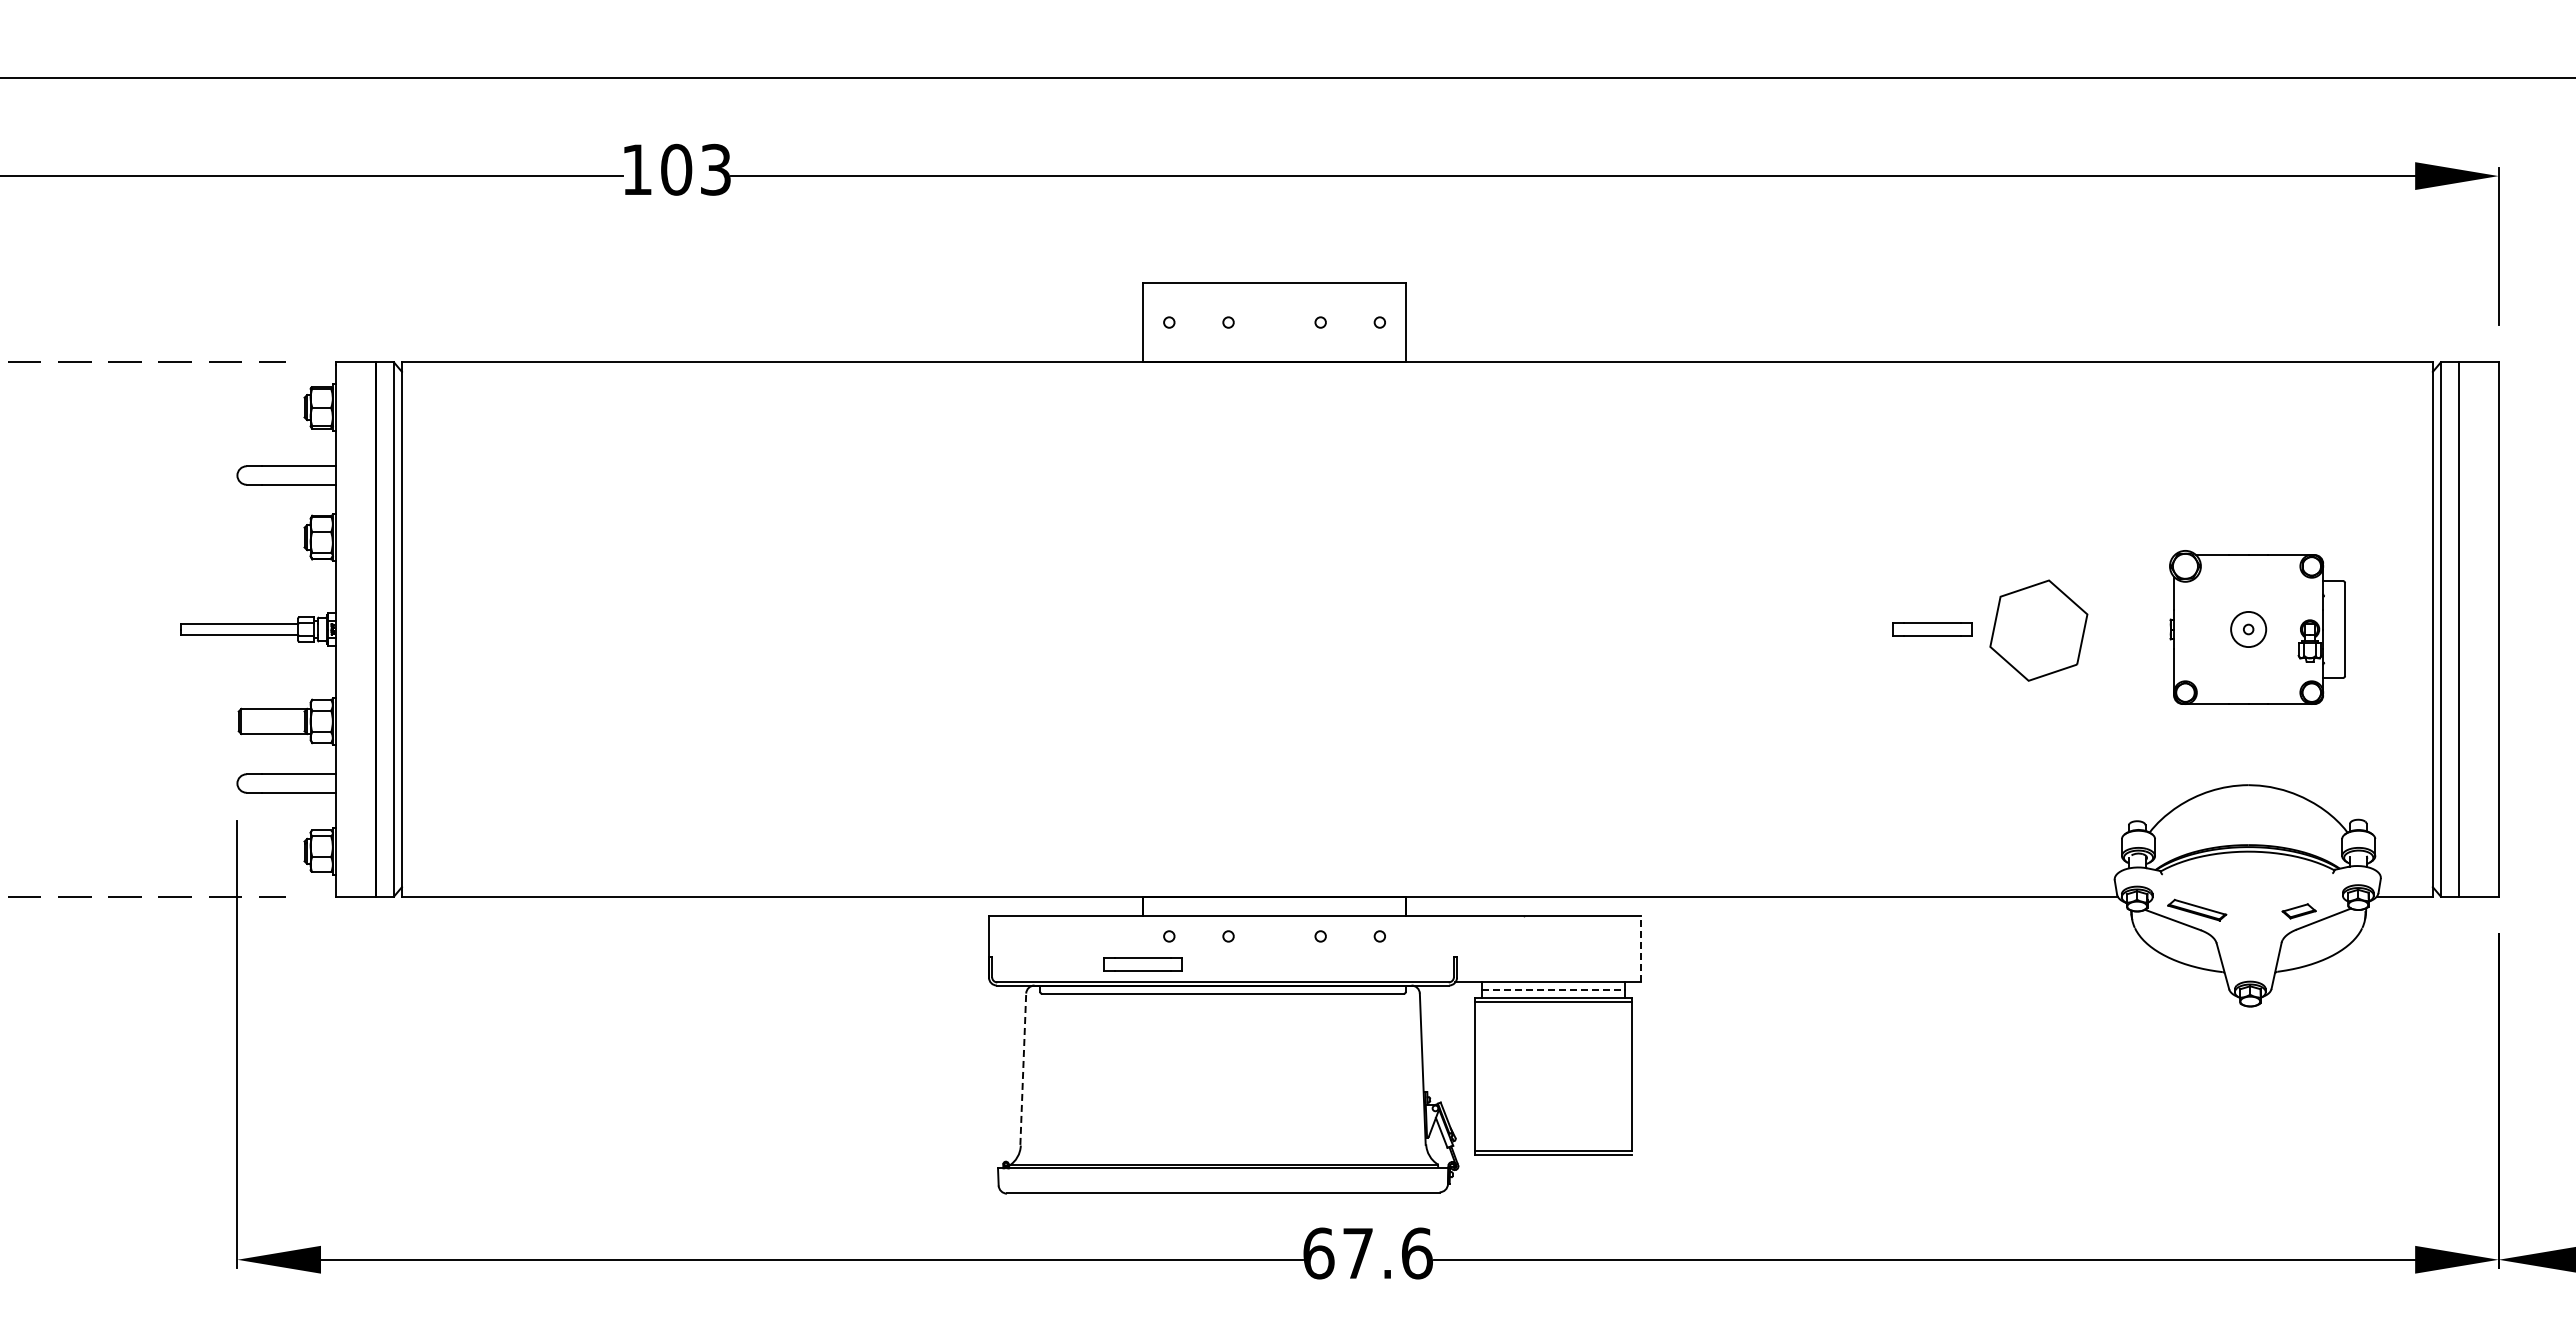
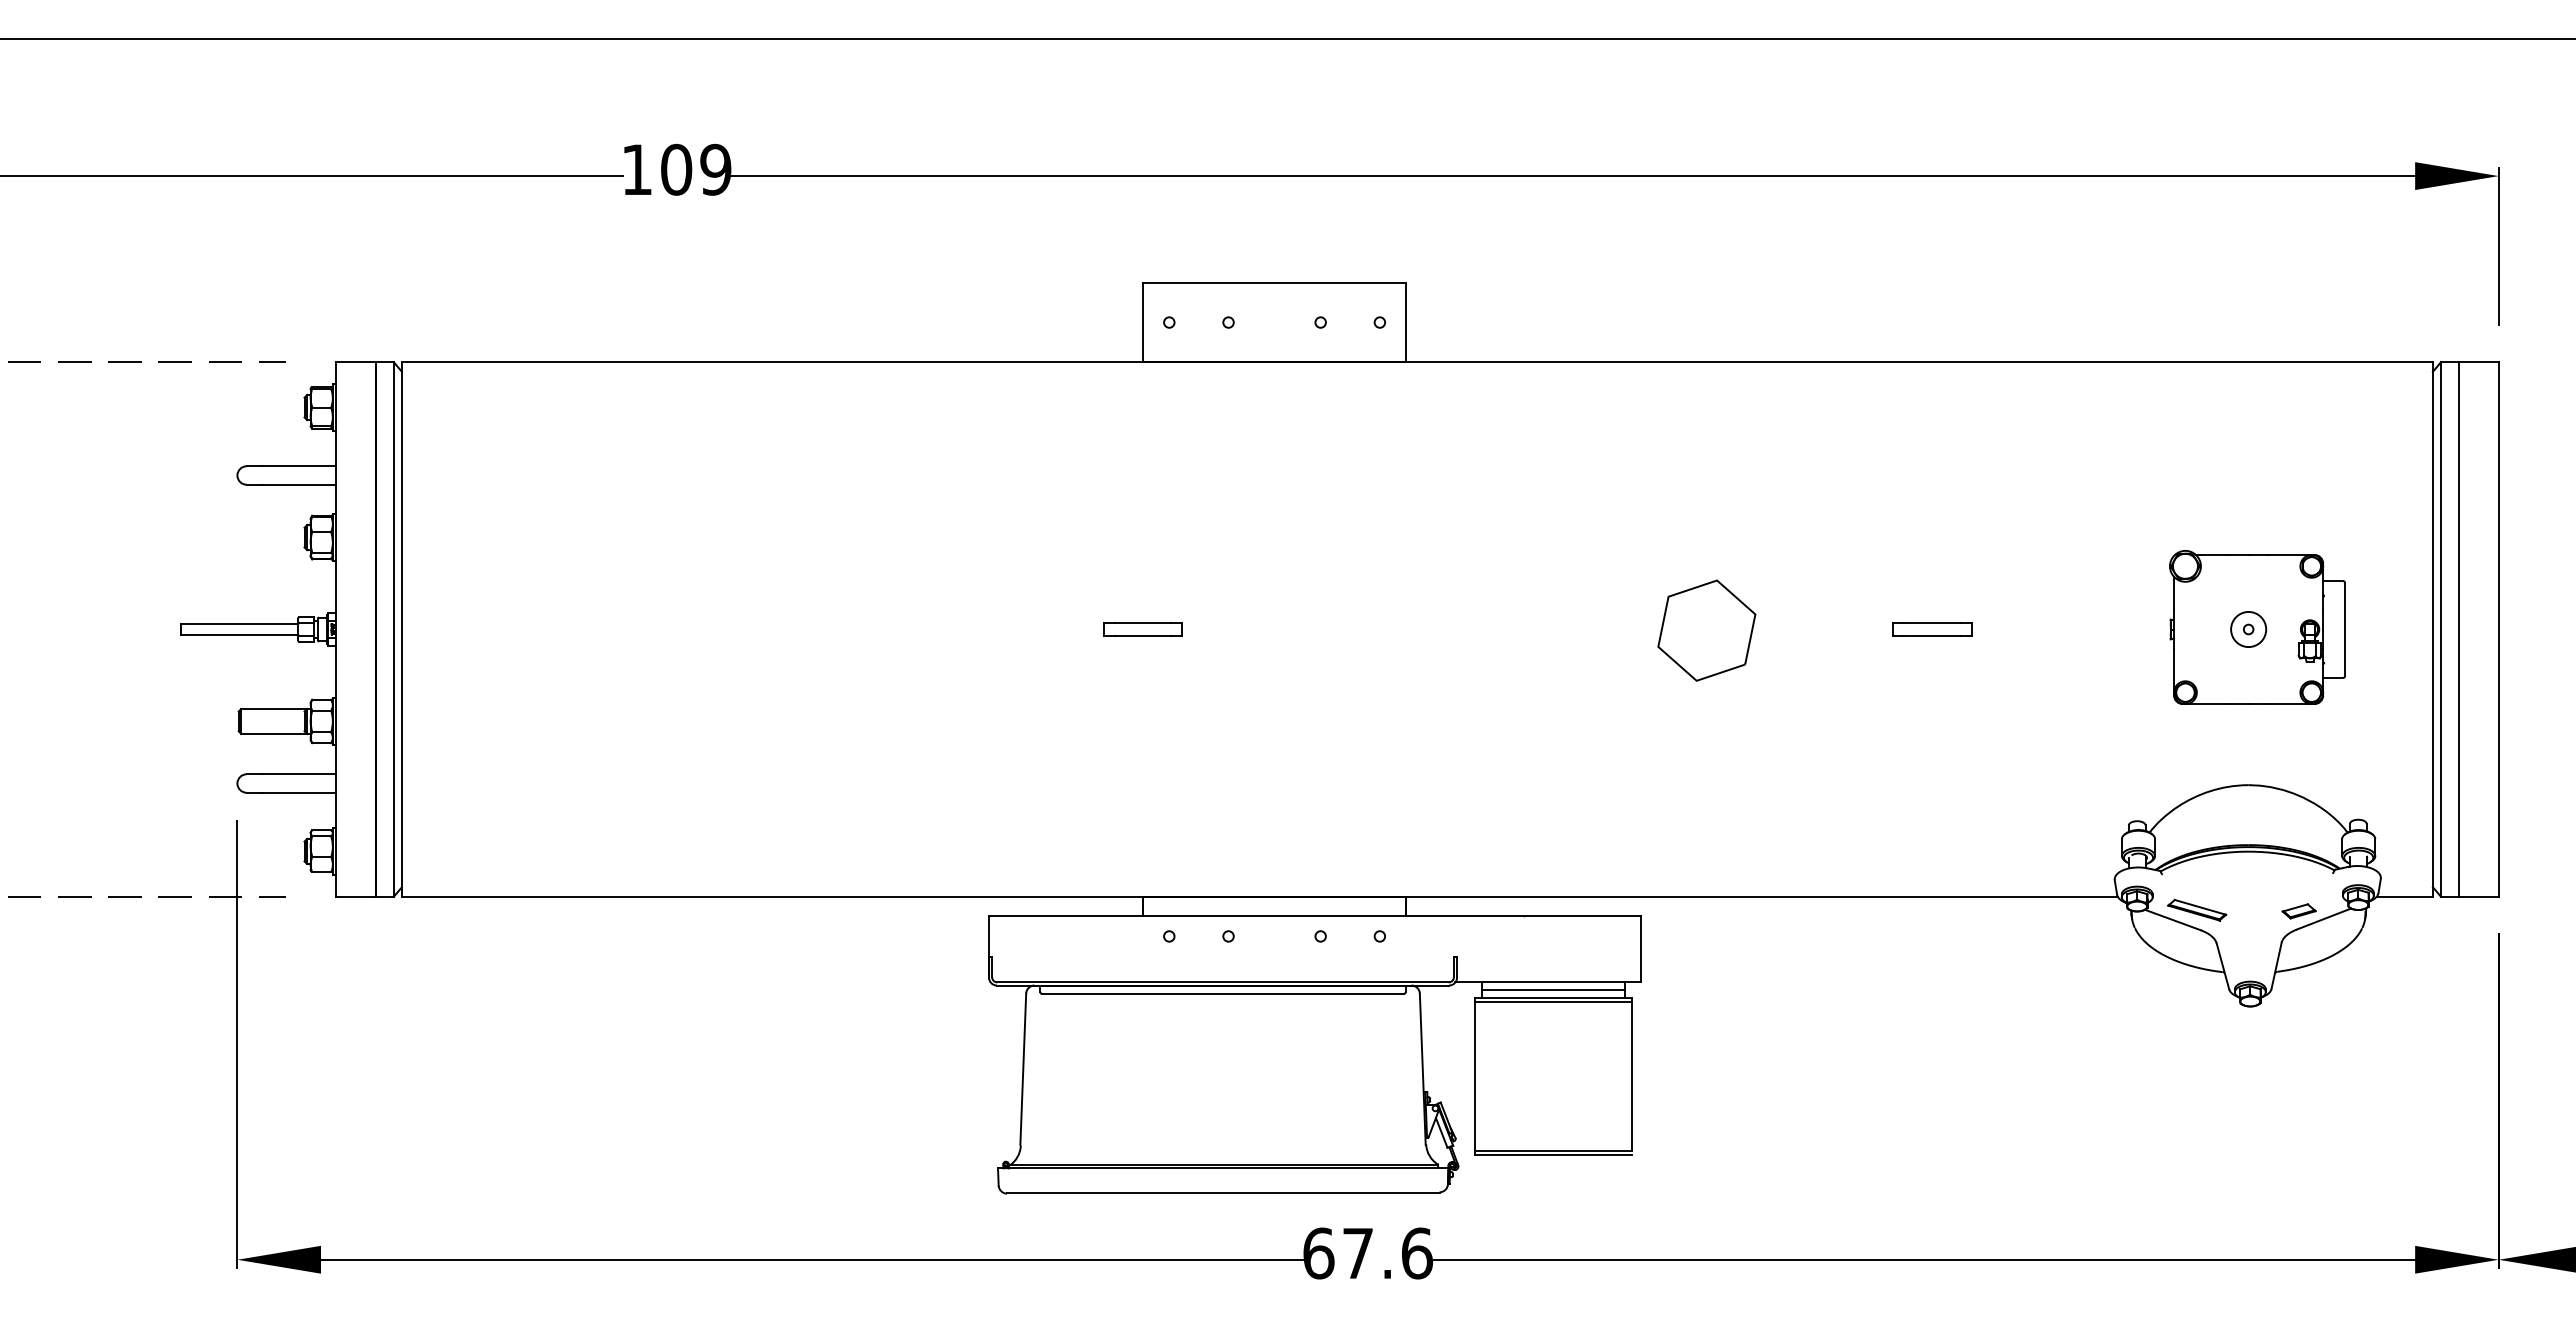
line position: (1287, 78) -> (1287, 39) (1287, 39)
text: 103 -> 109 (715, 169)
part position: (2038, 630) -> (1706, 630) (1706, 630)
line: dashed -> solid (1640, 948)
part position: (1142, 964) -> (1142, 629) (1142, 629)
line: dashed -> solid (1554, 990)
line: dashed -> solid (1023, 1069)
